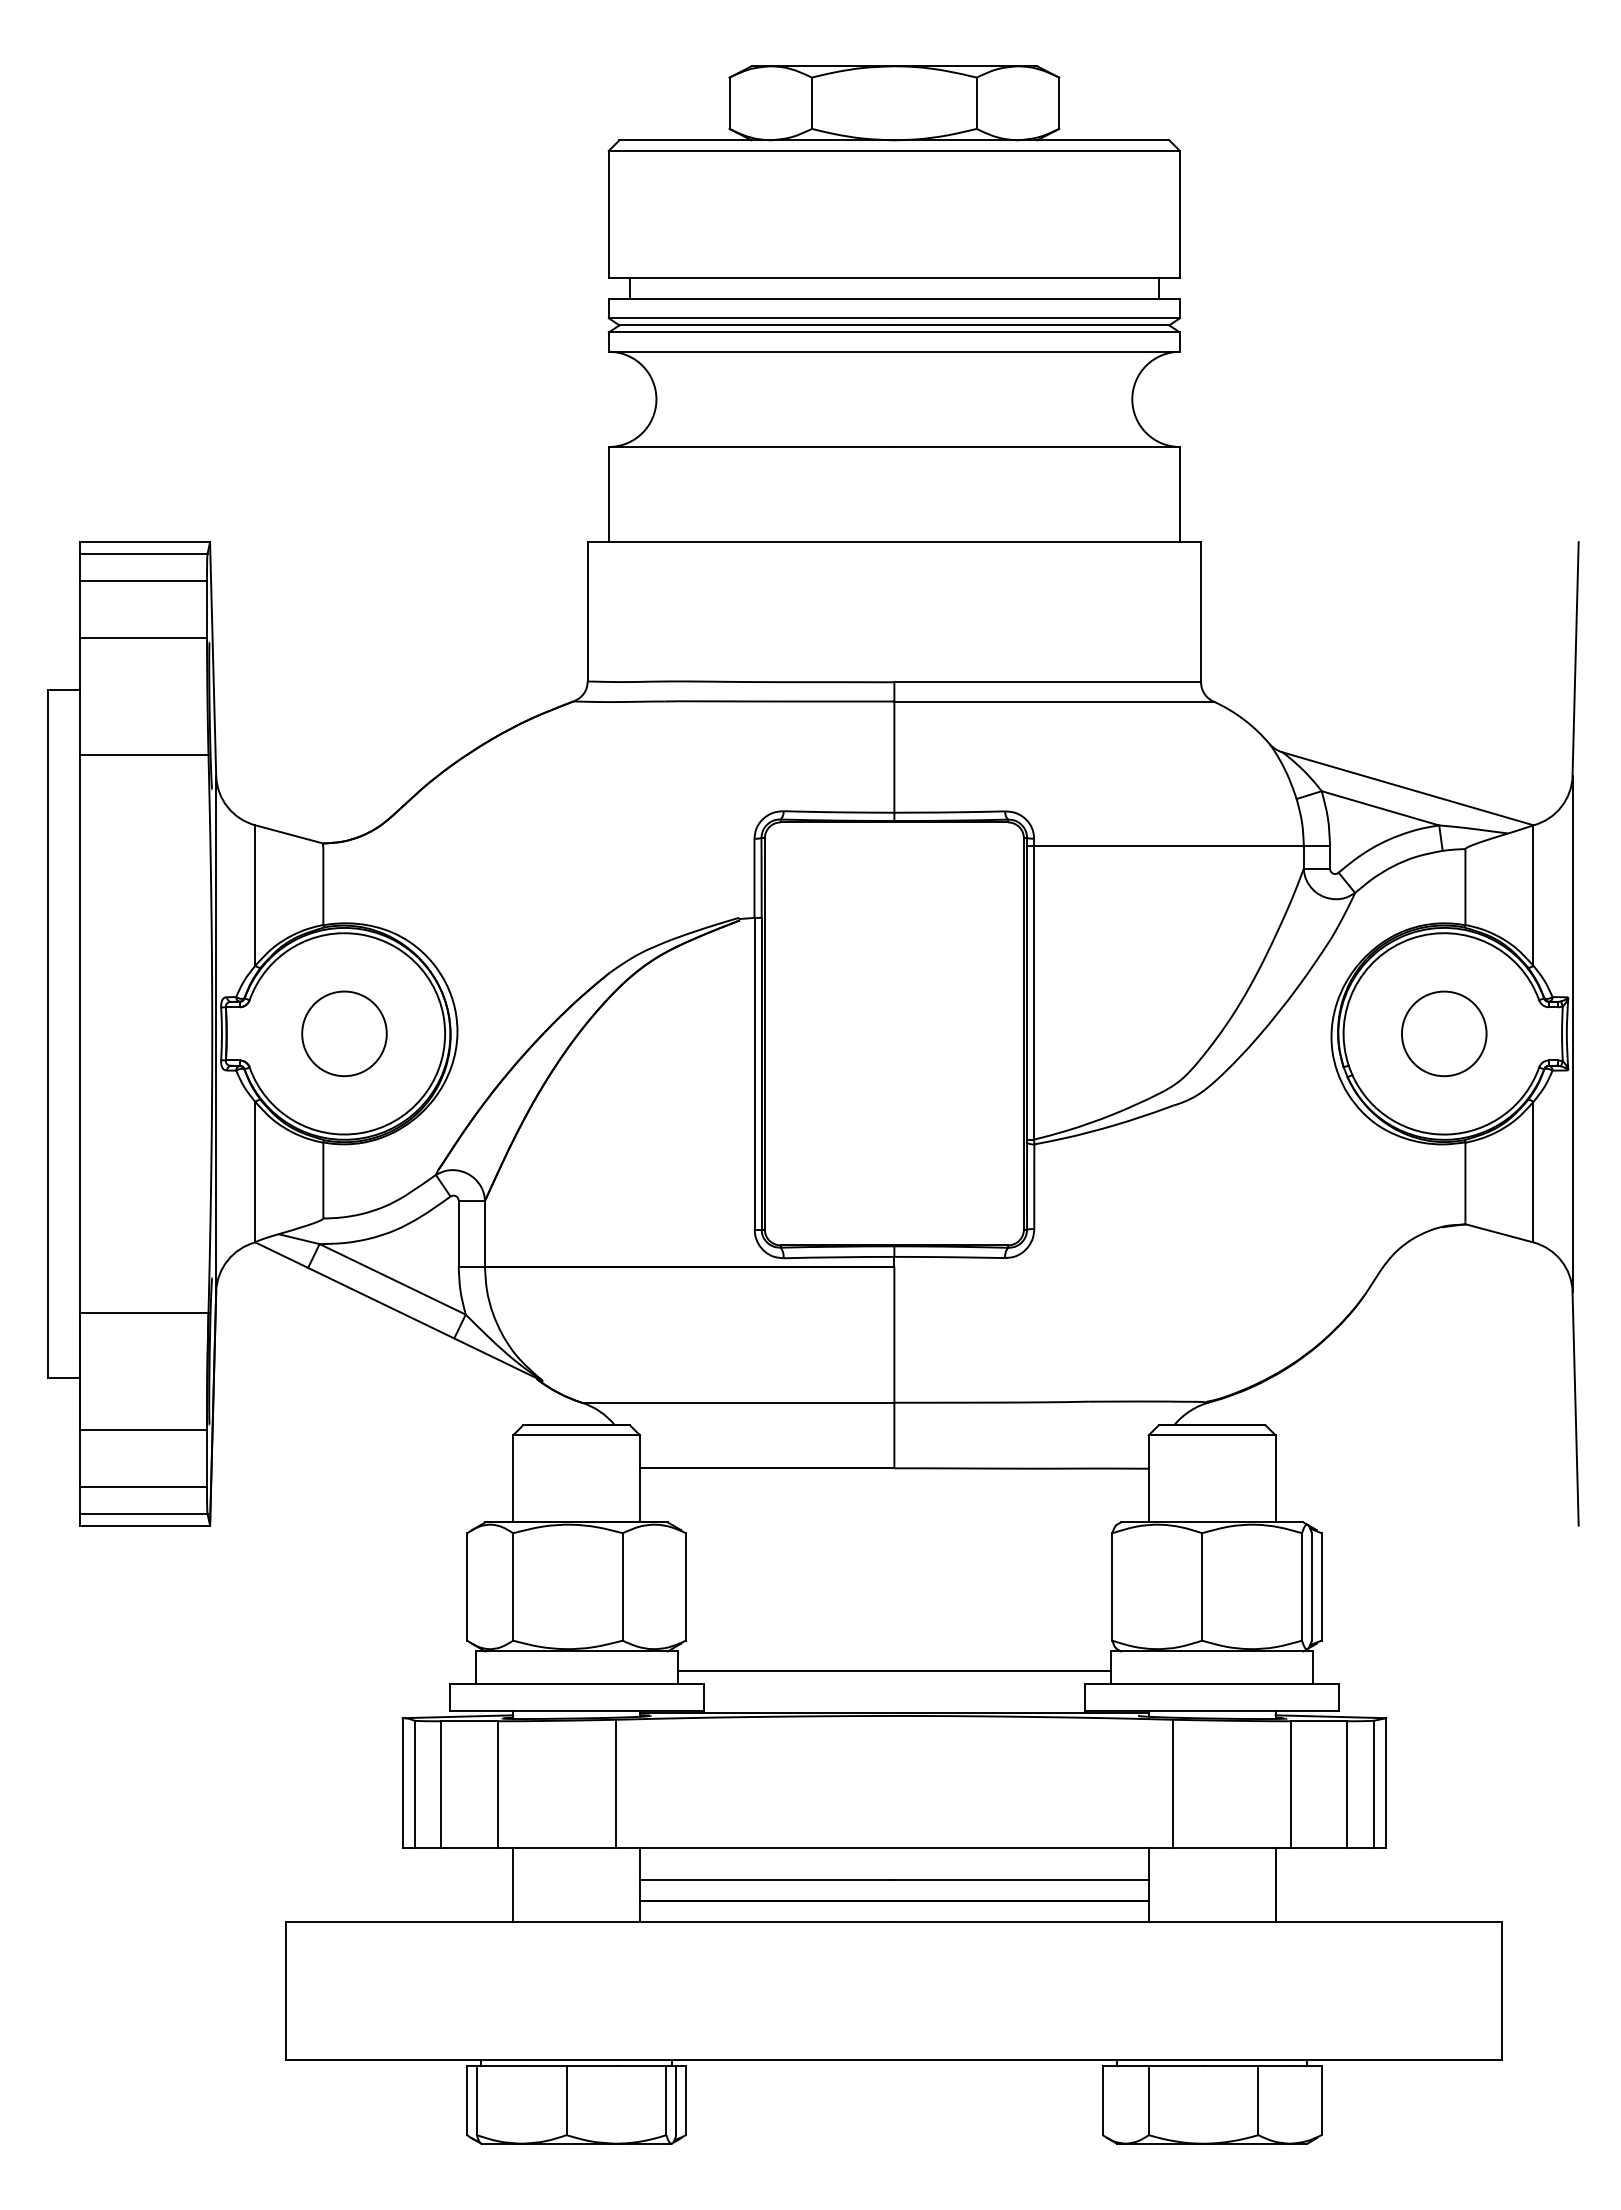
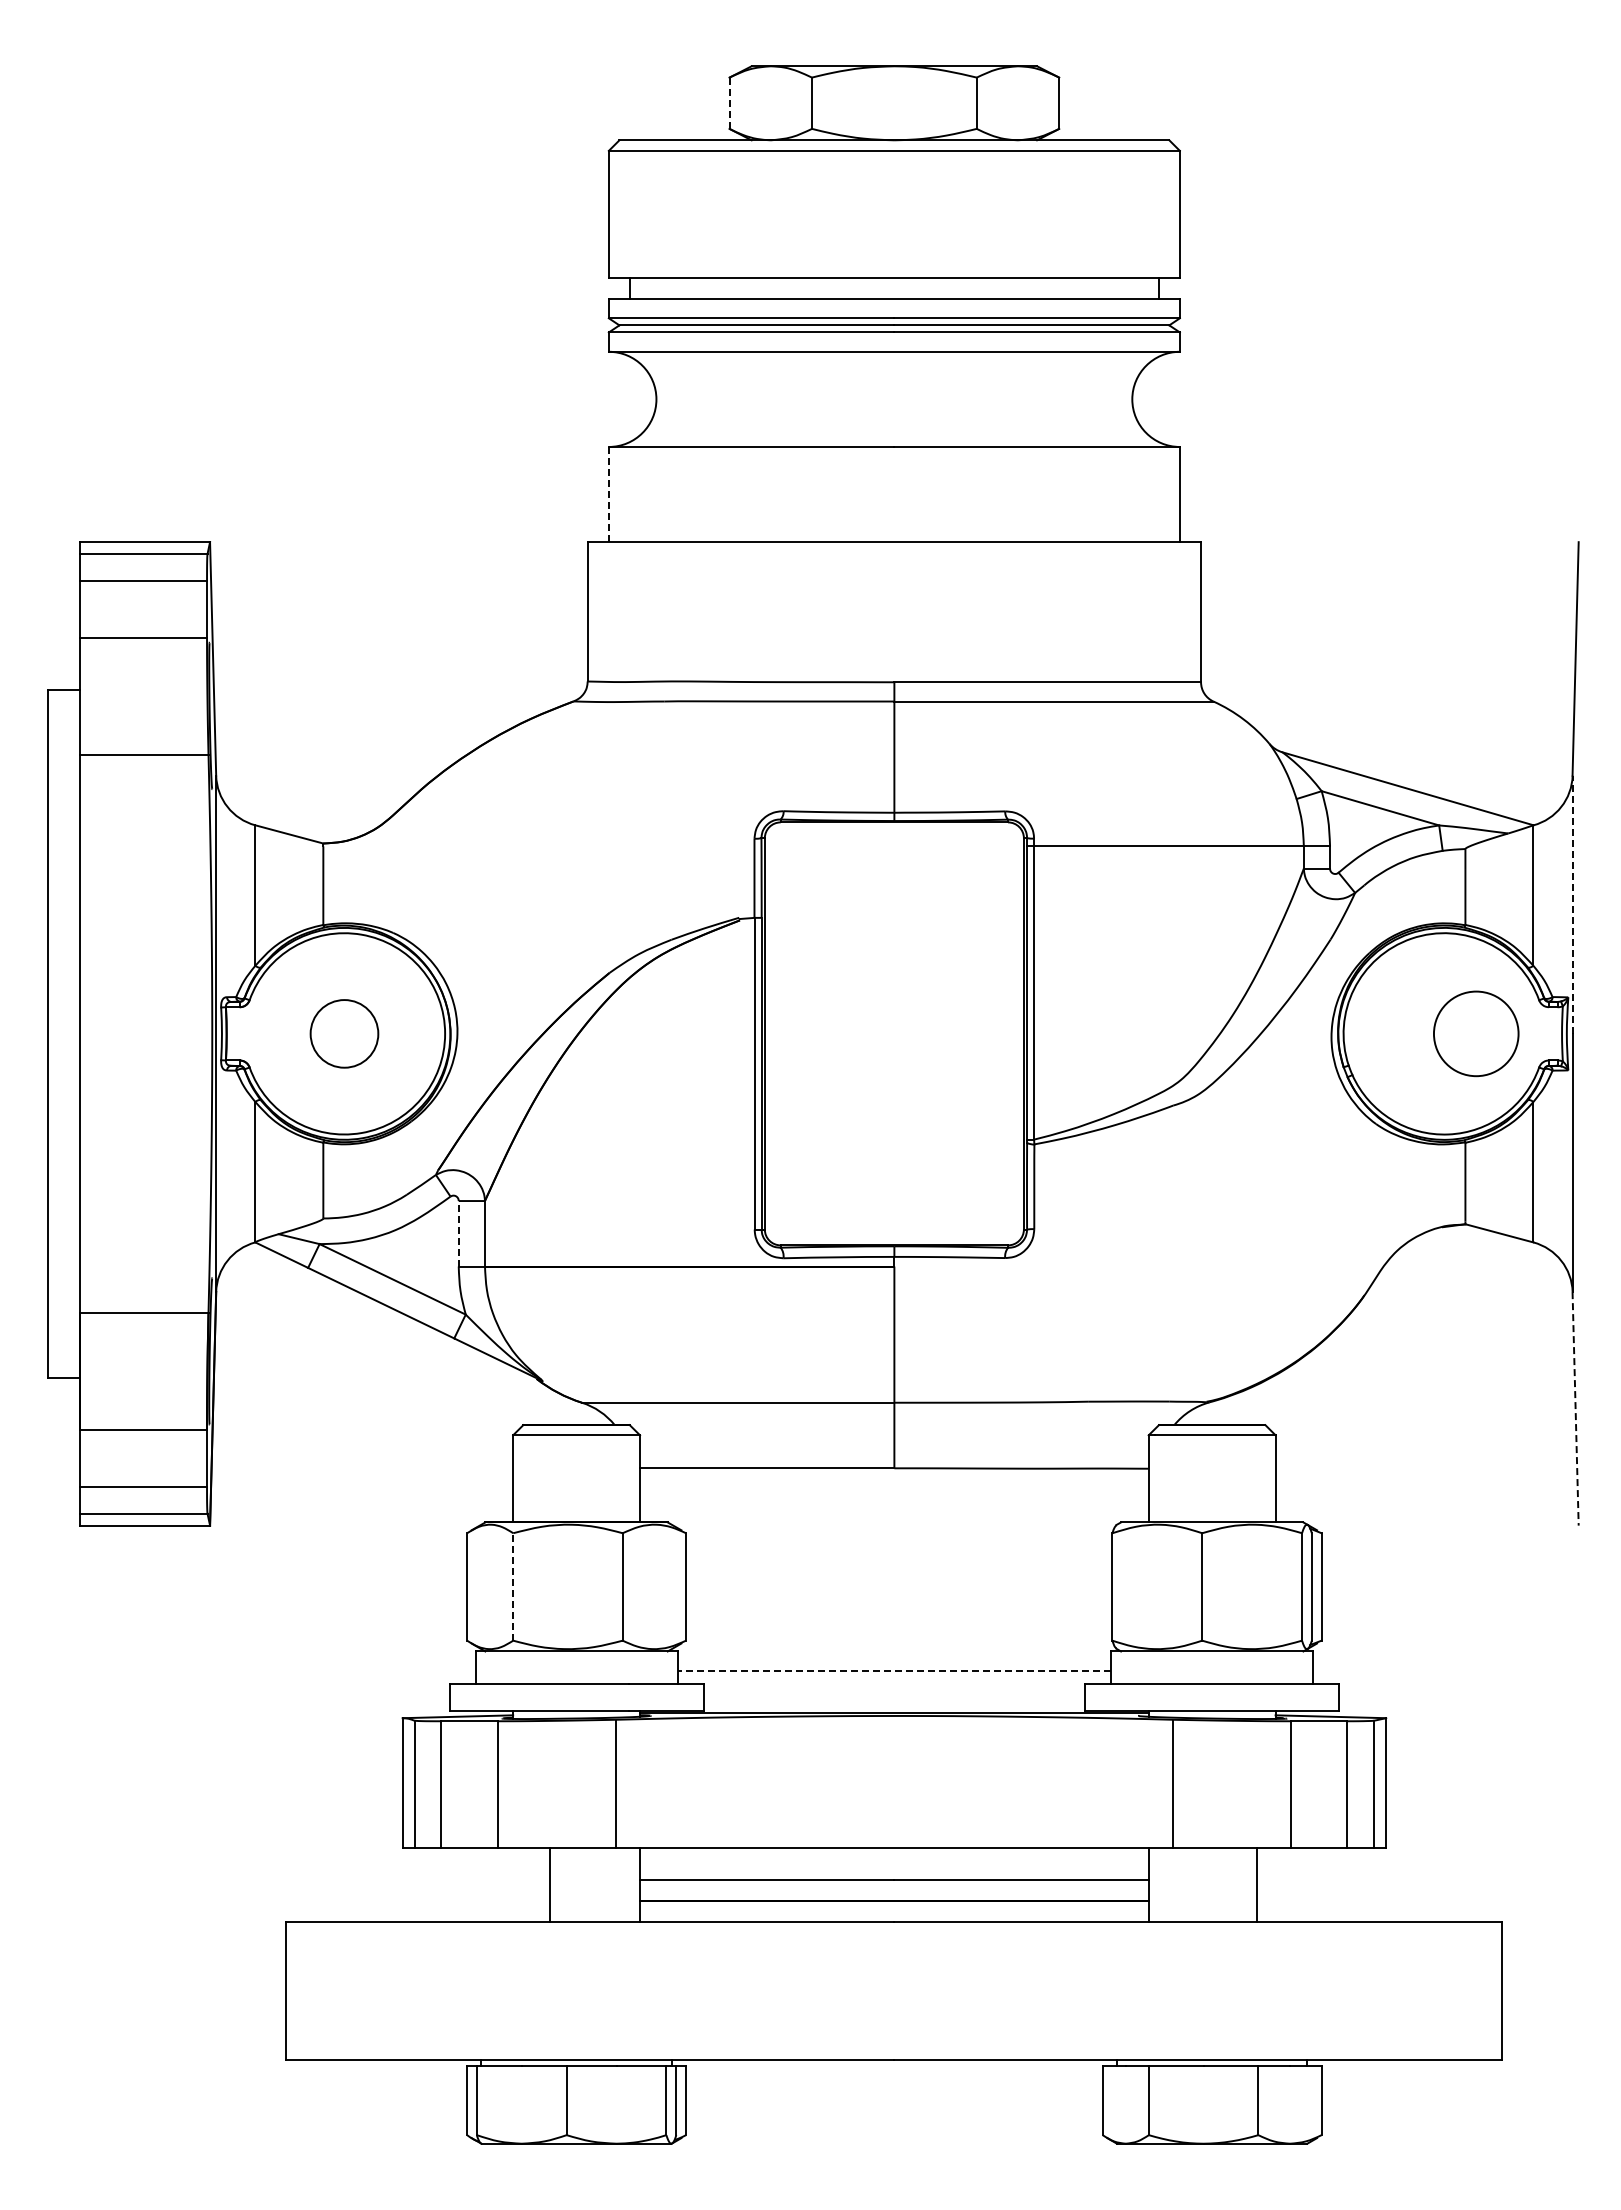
line: solid -> dashed (729, 103)
line: solid -> dashed (608, 494)
line: solid -> dashed (1572, 904)
circle size: 87x88 px -> 71x70 px (344, 1033)
circle position: (1444, 1033) -> (1476, 1033) (1476, 1033)
line: solid -> dashed (458, 1233)
line: solid -> dashed (1575, 1408)
line: solid -> dashed (513, 1586)
line: solid -> dashed (894, 1671)
line position: (513, 1885) -> (550, 1885) (550, 1885)
line position: (1275, 1885) -> (1256, 1885) (1256, 1885)
